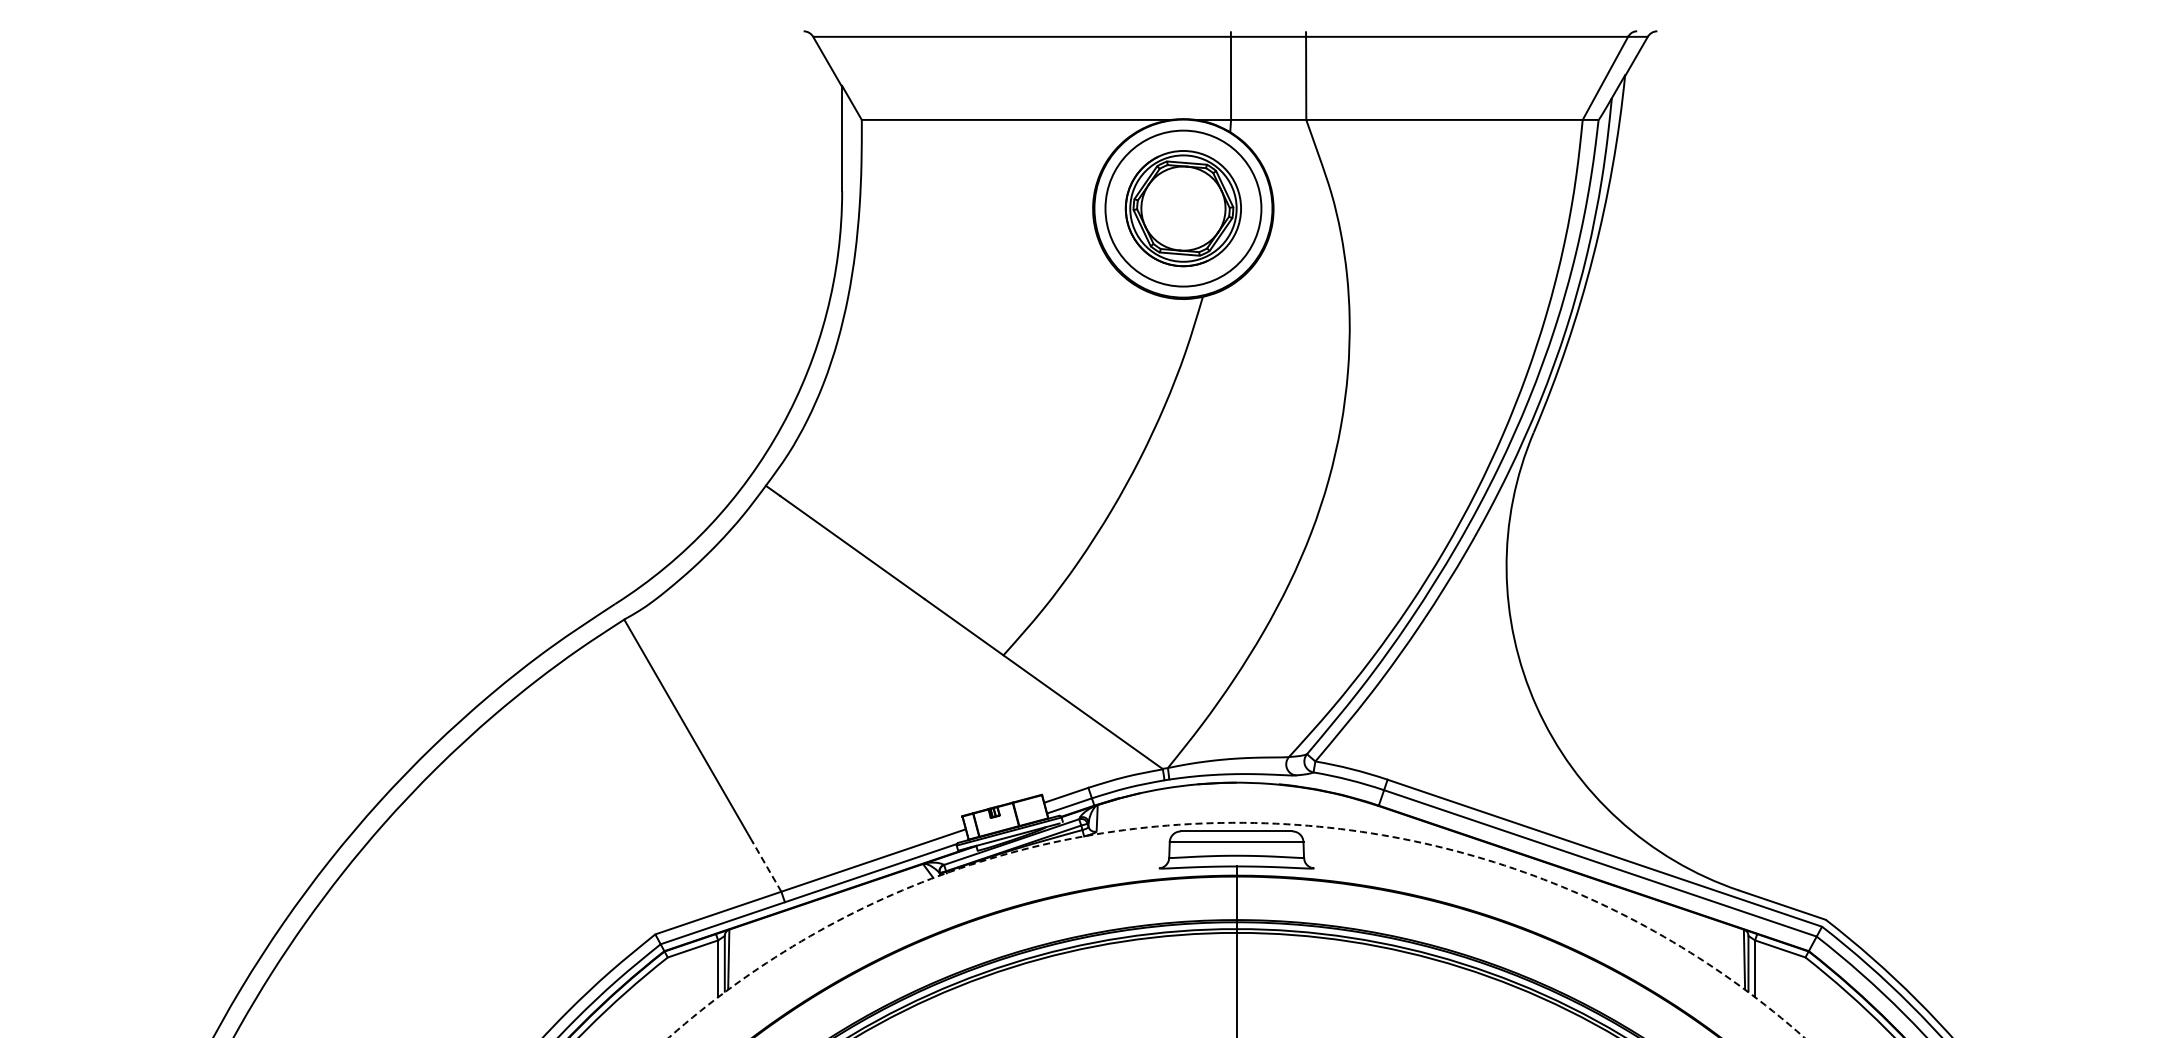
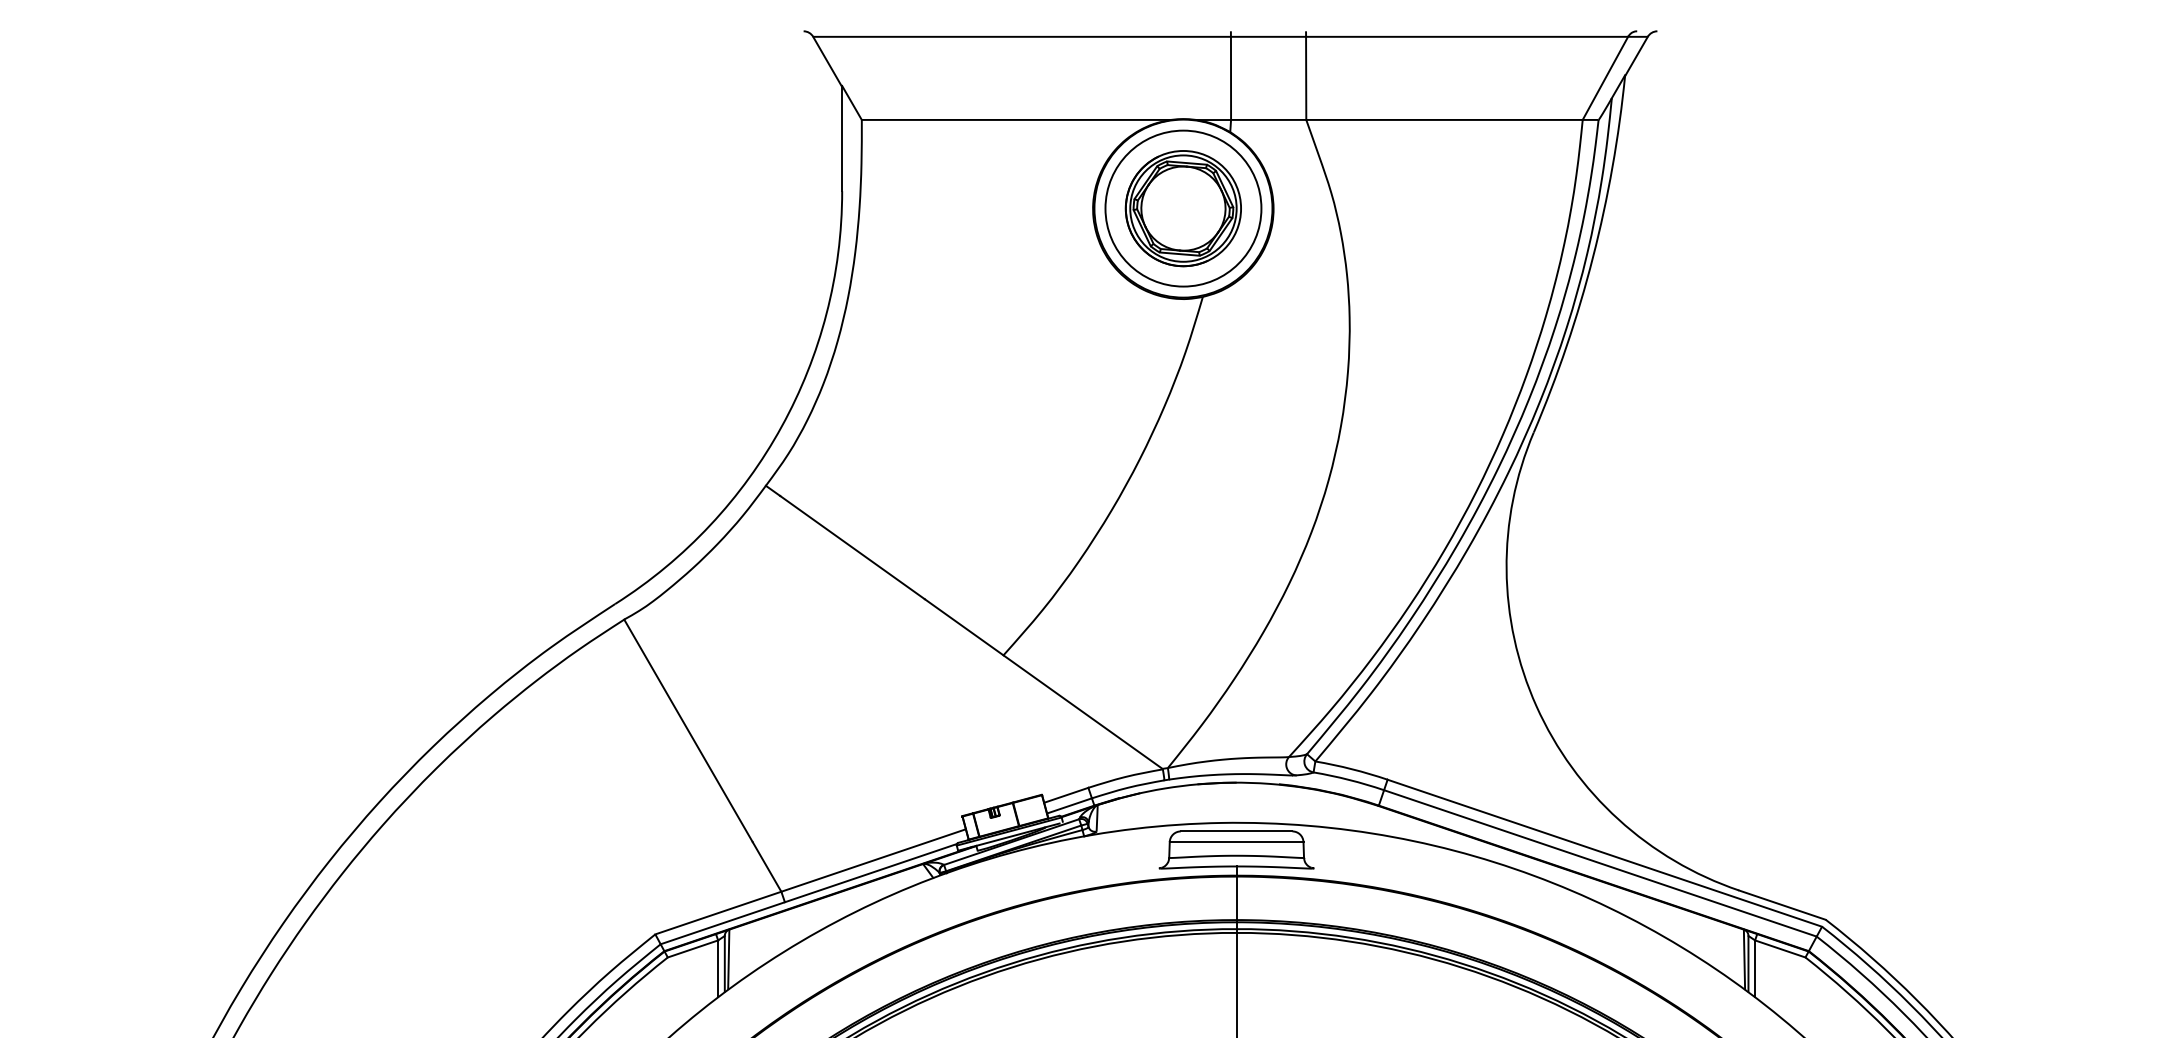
arc: dashed -> solid (1236, 822)
line: dashed -> solid (767, 866)
